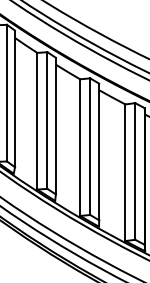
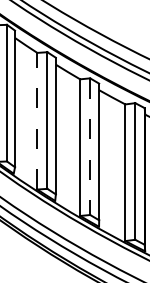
line: solid -> dashed (37, 120)
line: solid -> dashed (90, 147)
